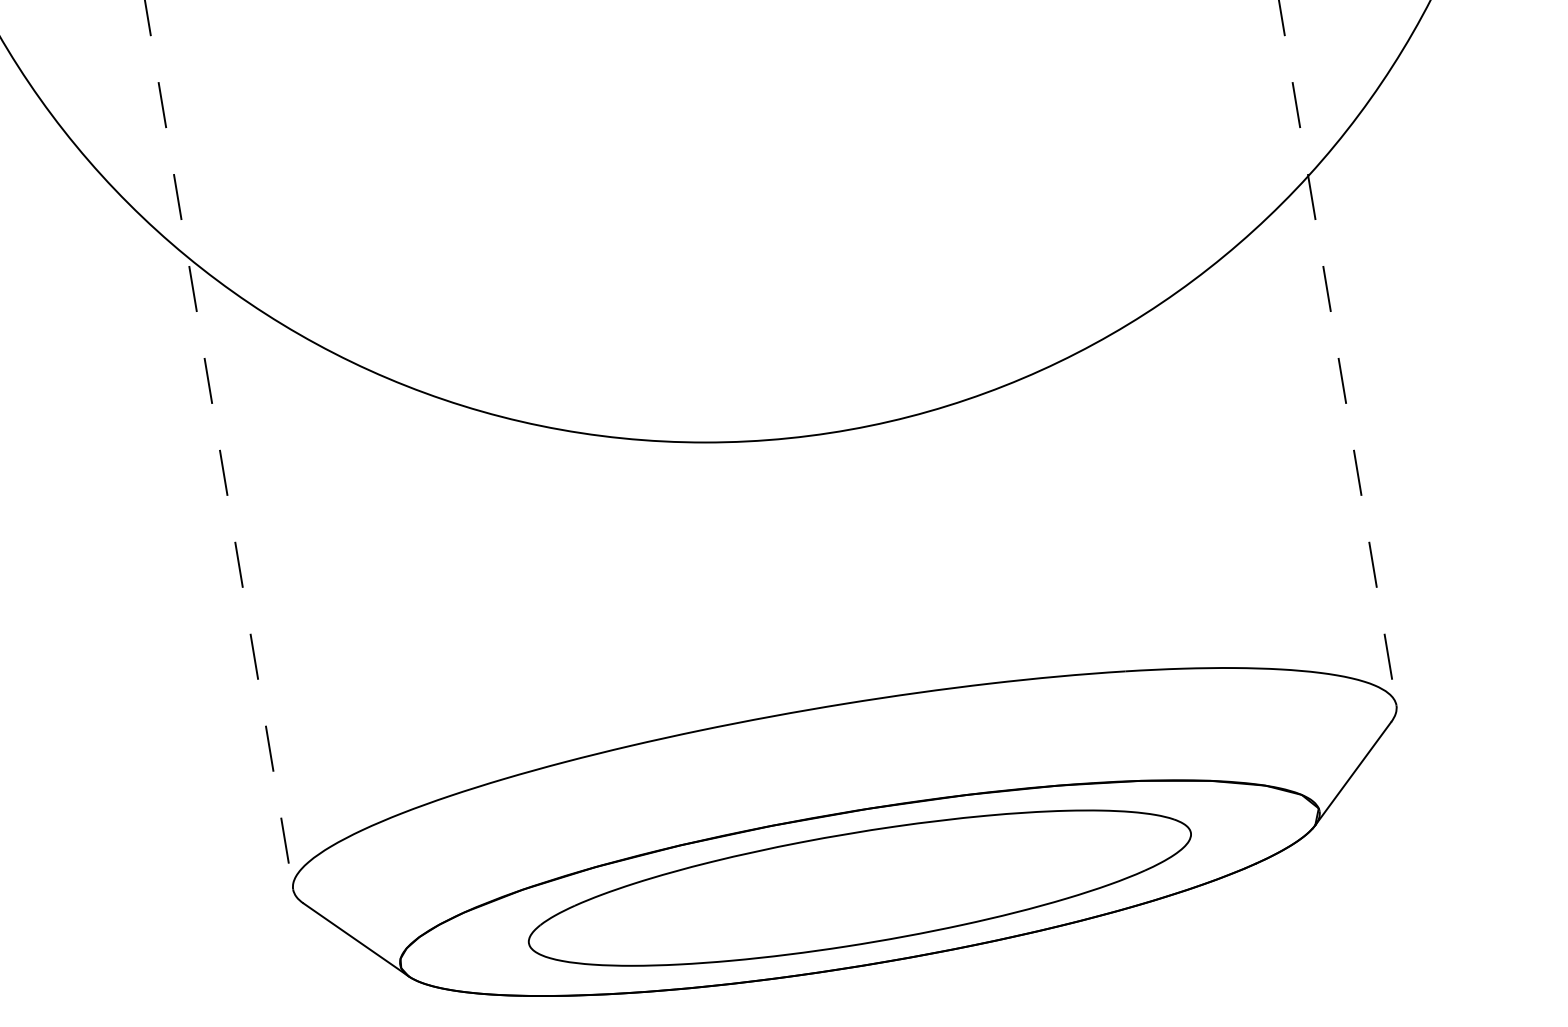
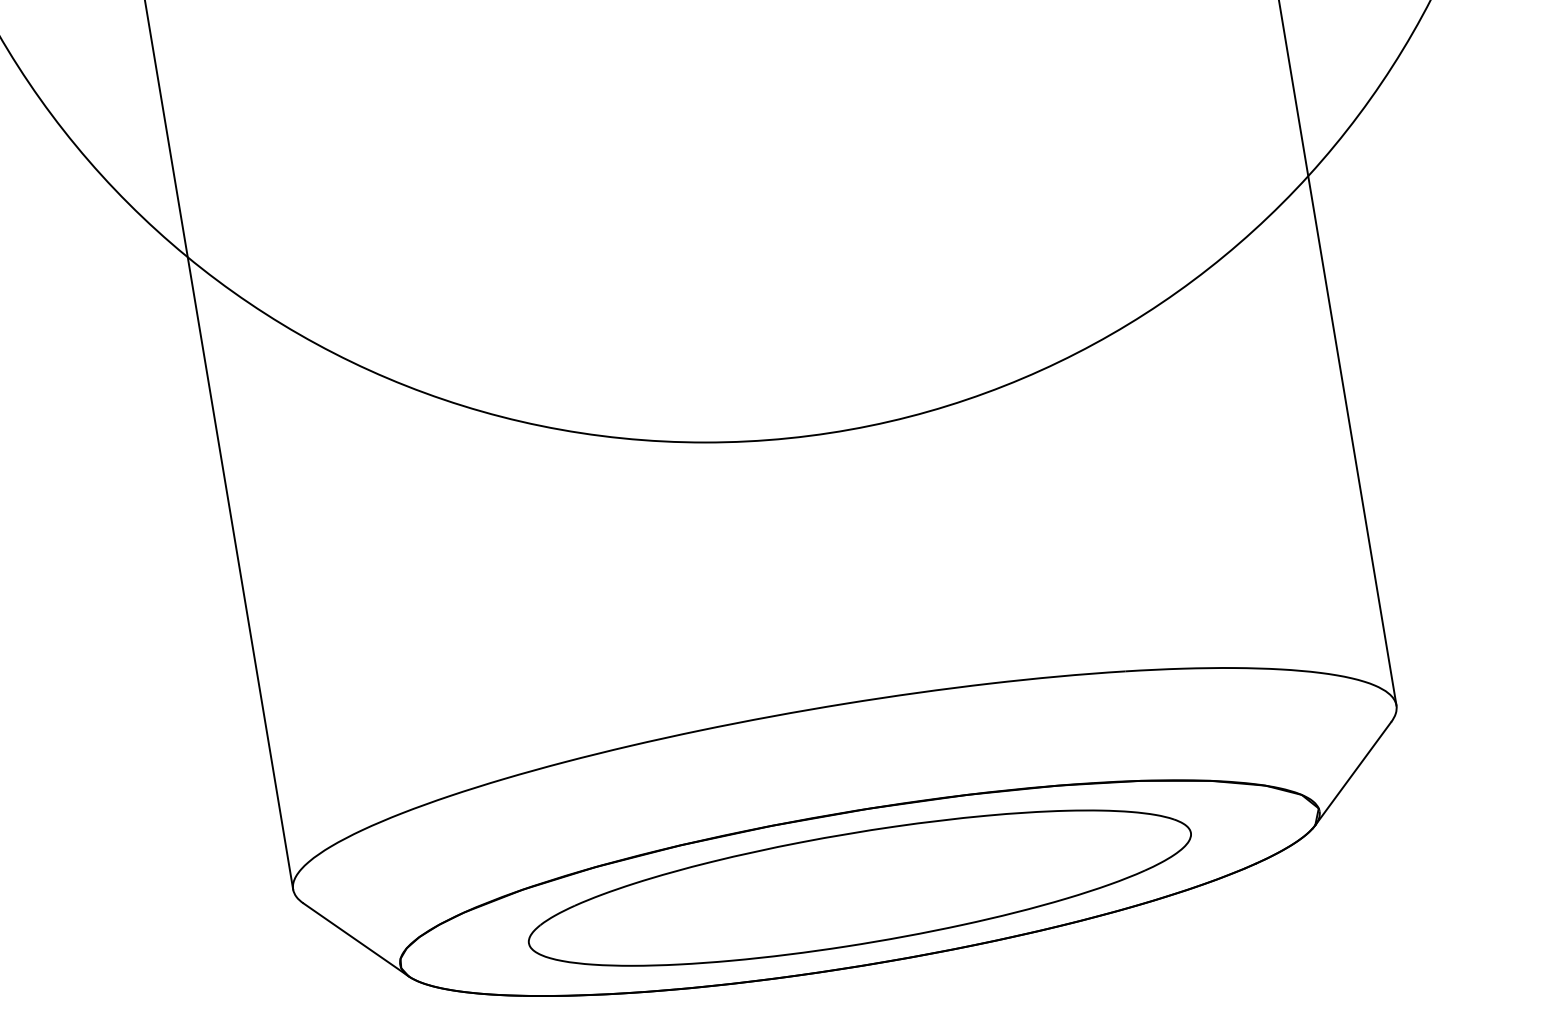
line: dashed -> solid (1337, 353)
line: dashed -> solid (219, 445)
